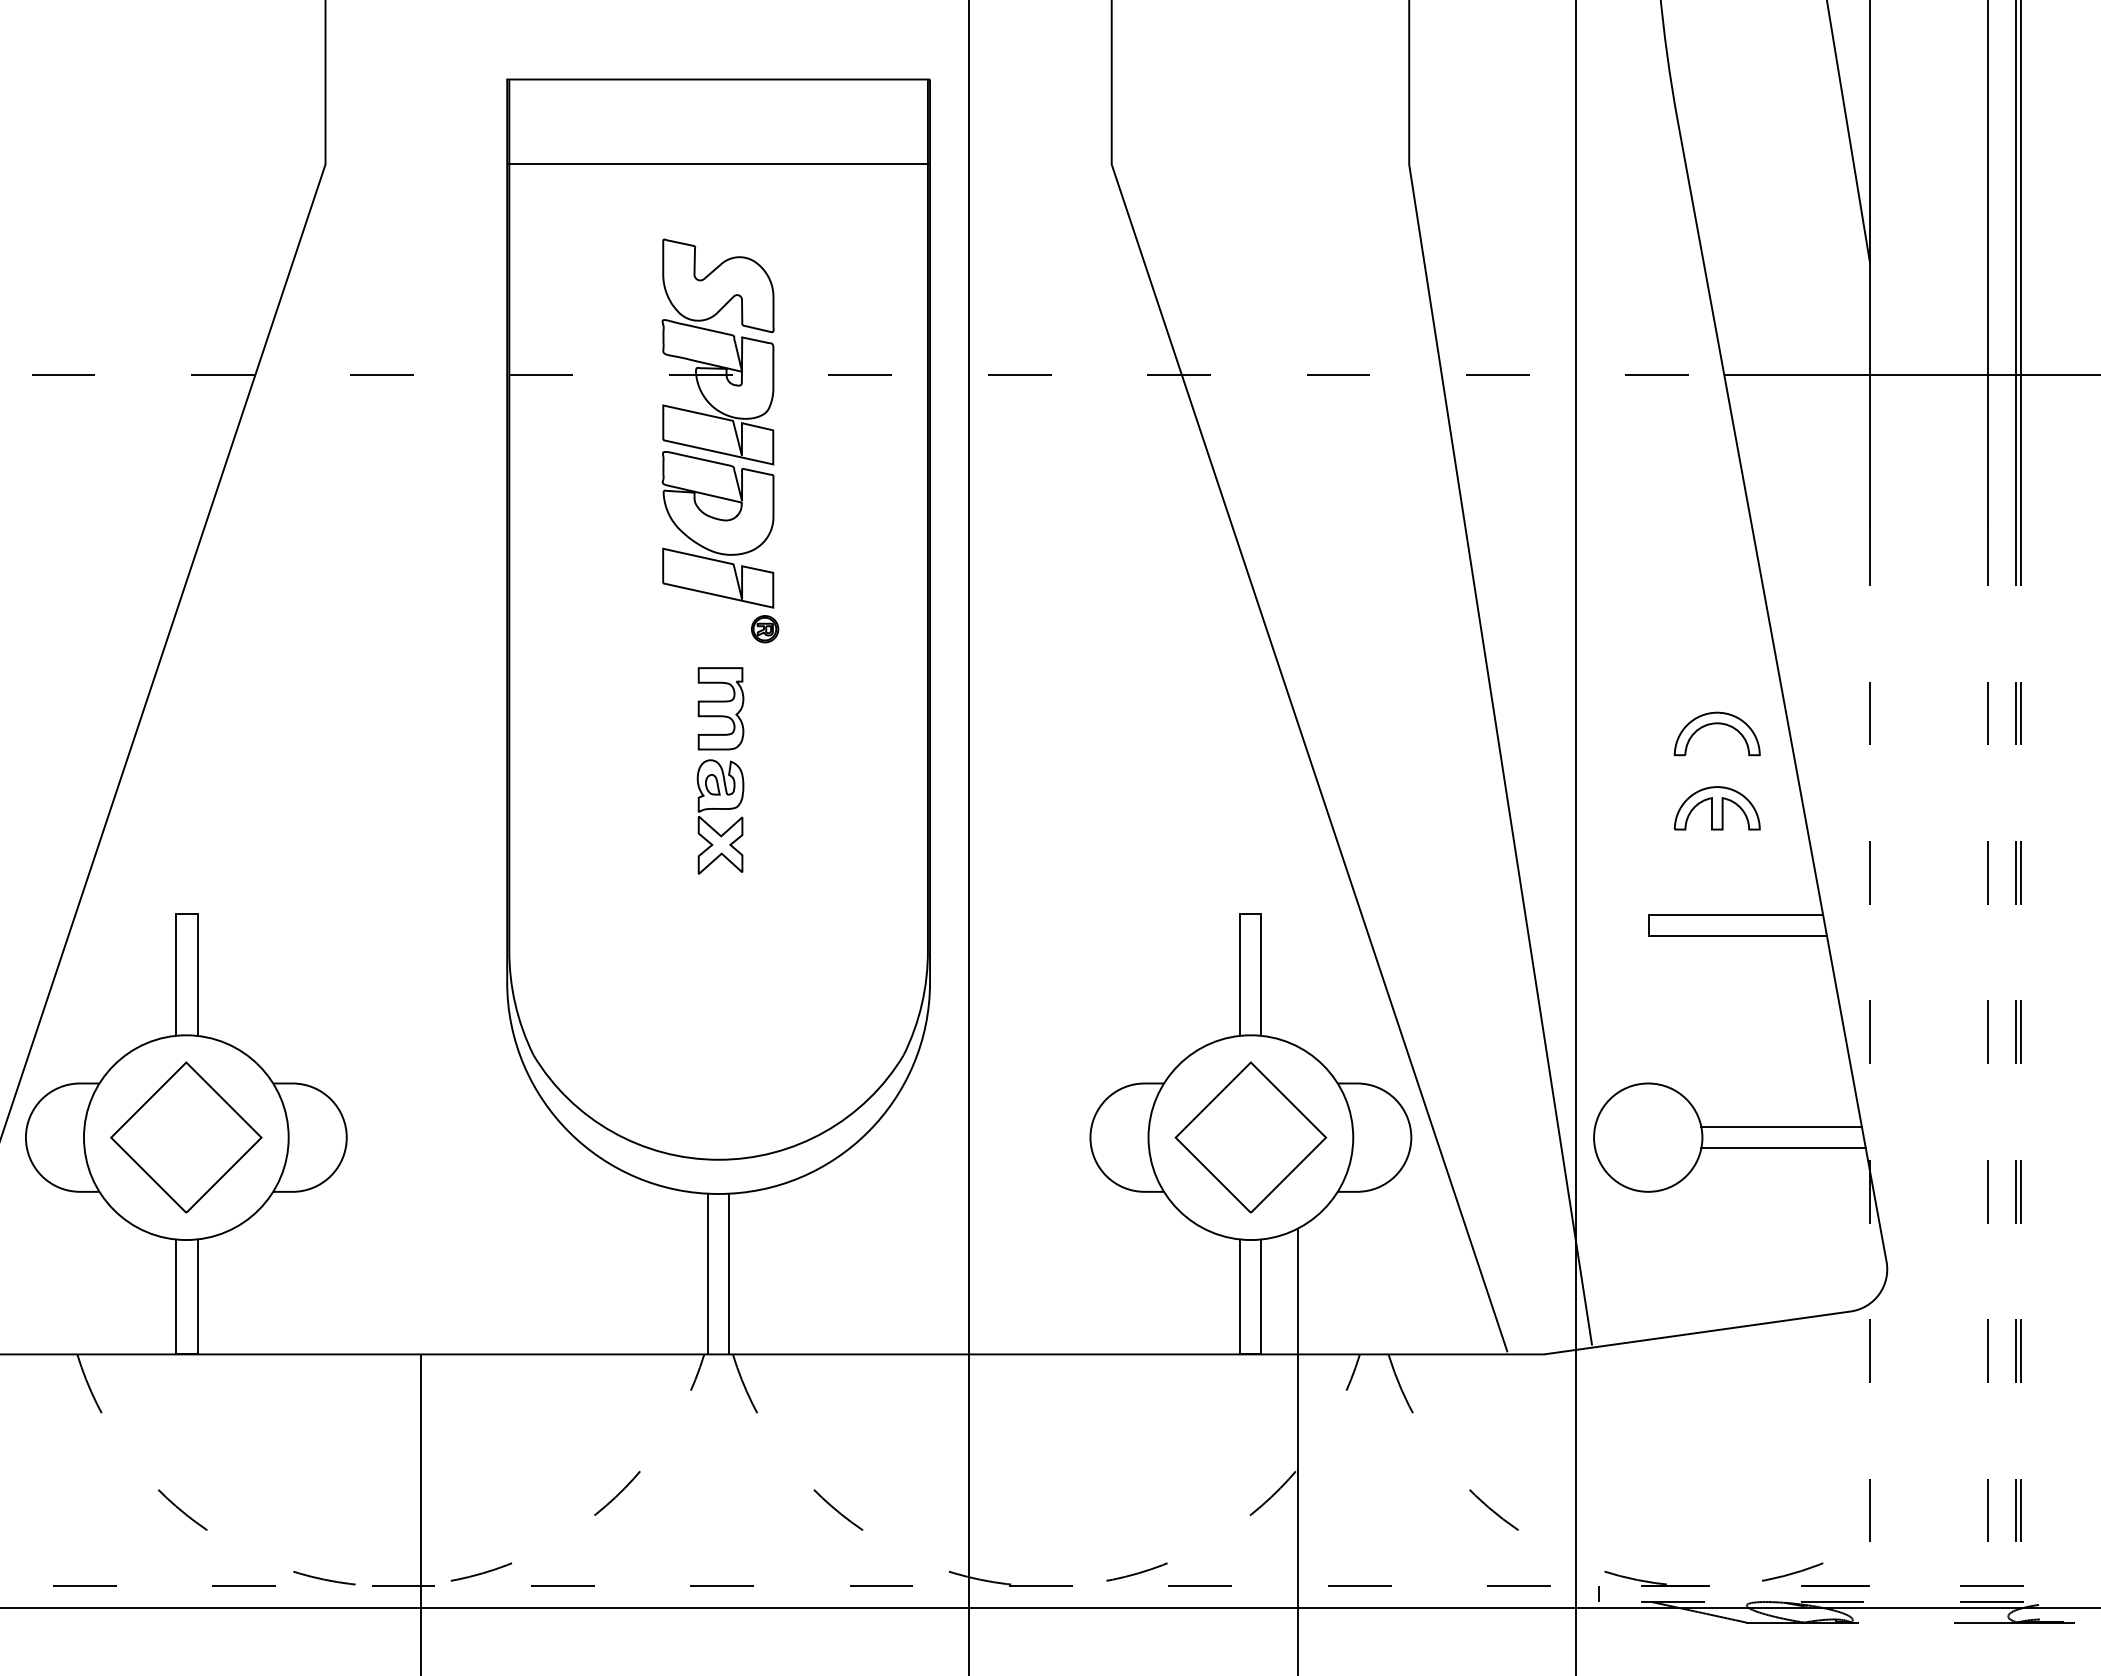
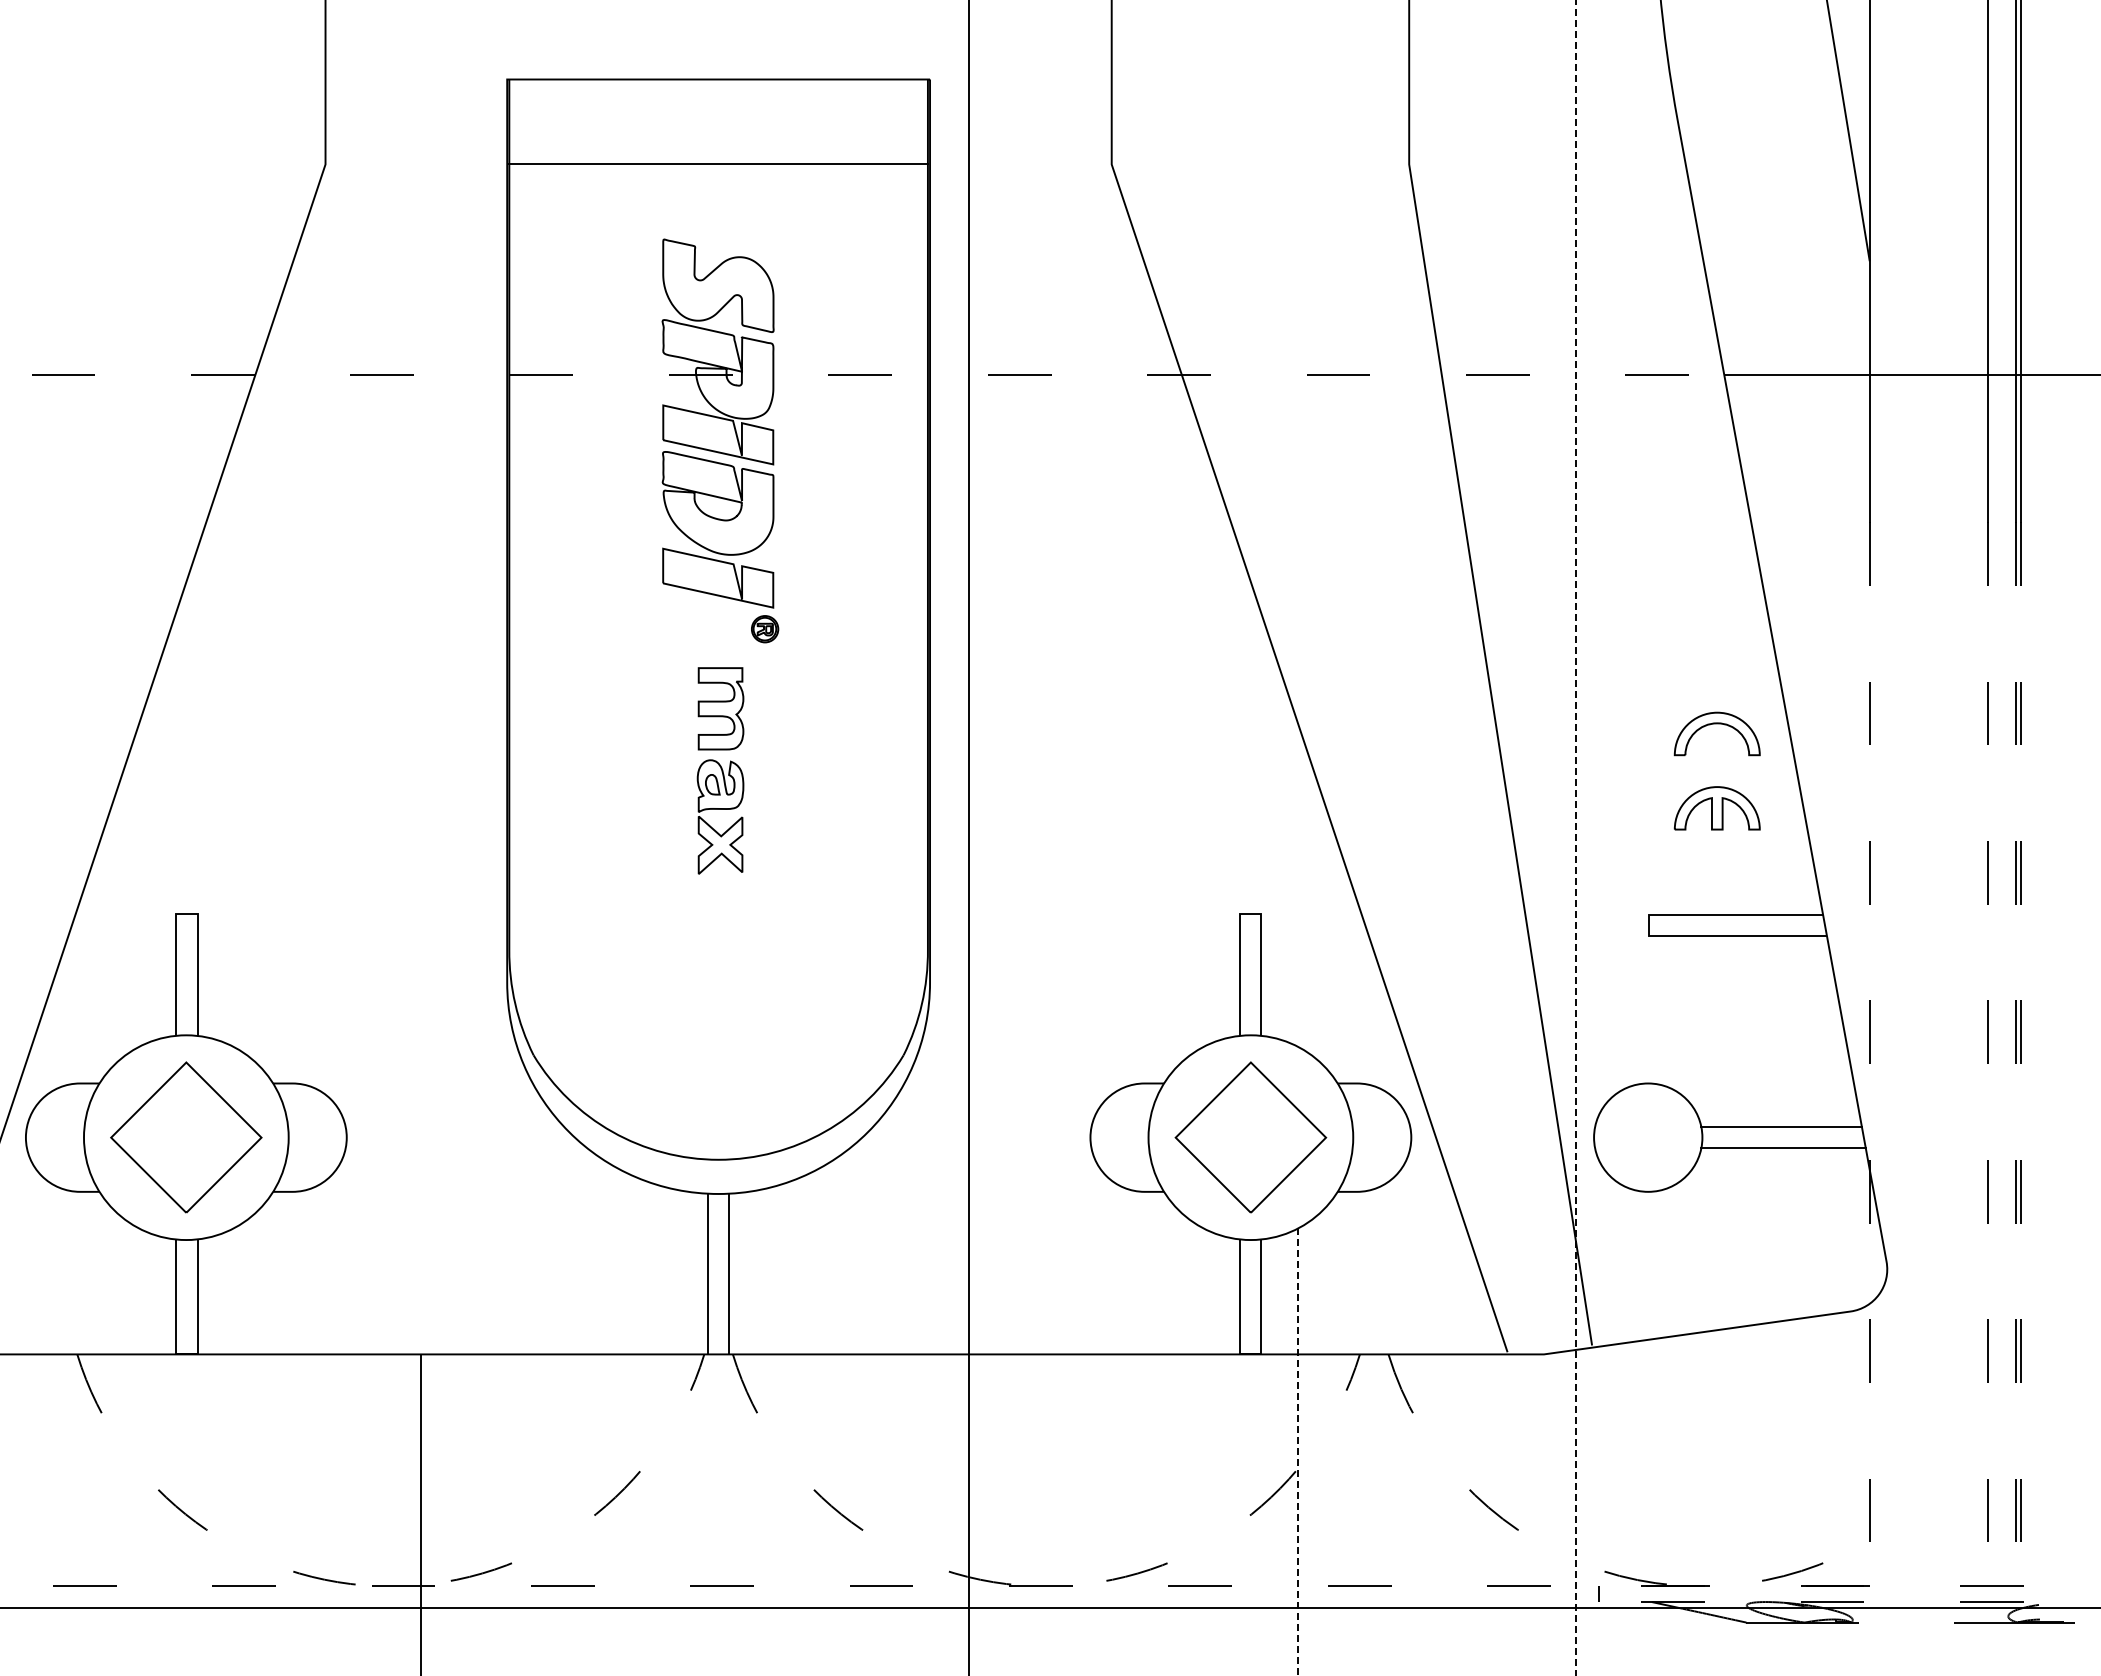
line: solid -> dashed (1575, 837)
line: solid -> dashed (1298, 1452)
